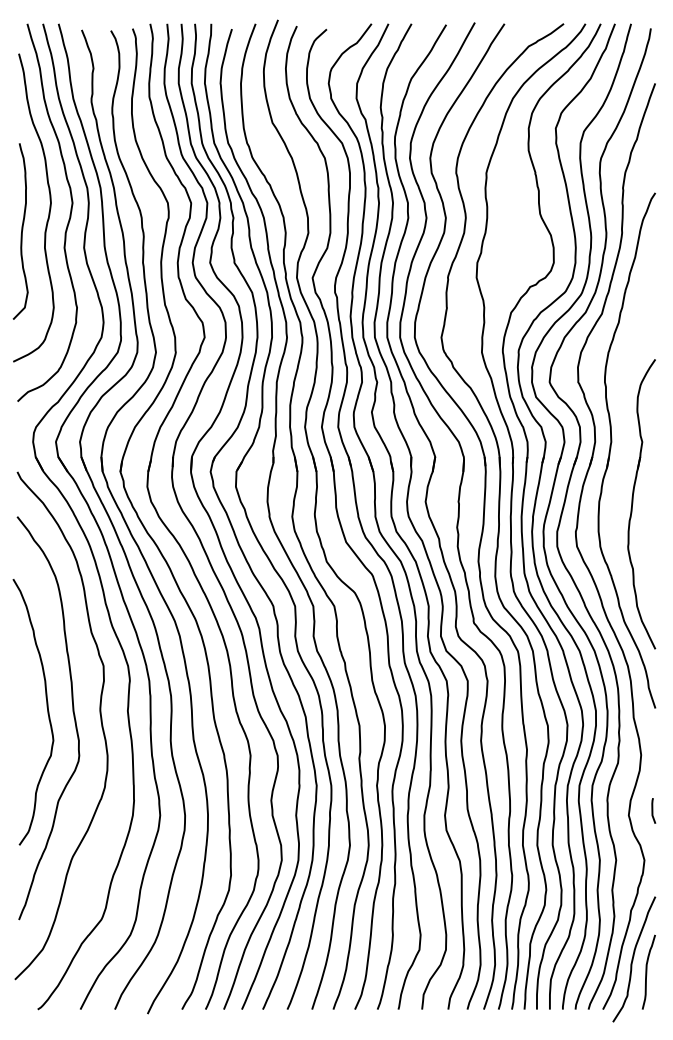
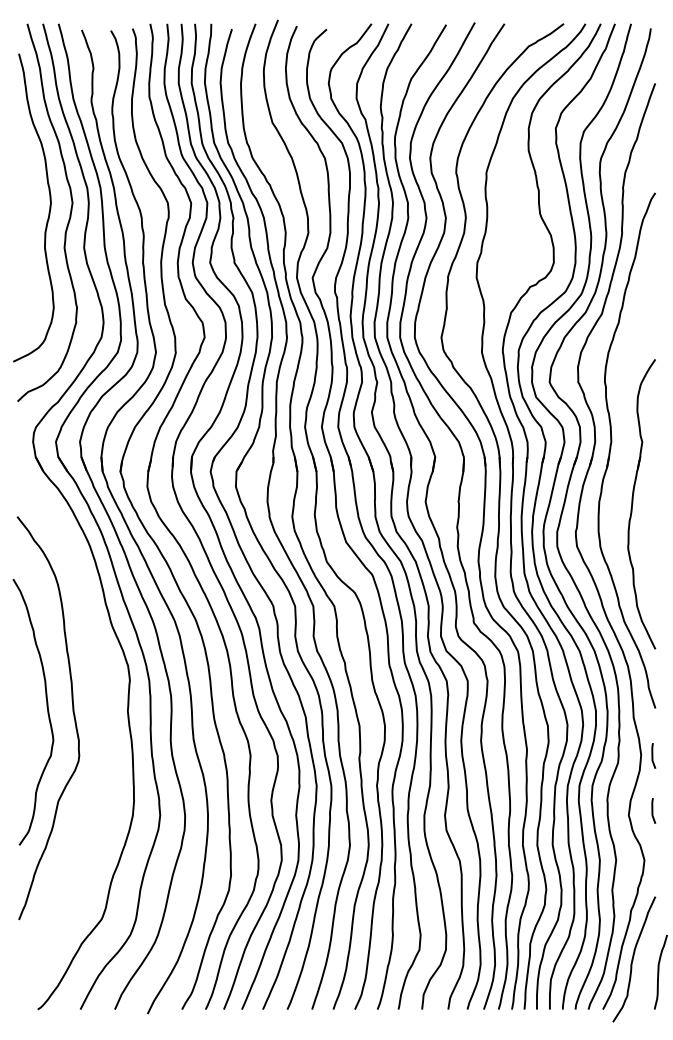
curve: present -> none (21, 231)
curve: present -> none (100, 721)
line: none -> present (653, 755)
curve position: (647, 971) -> (659, 971) (659, 971)
